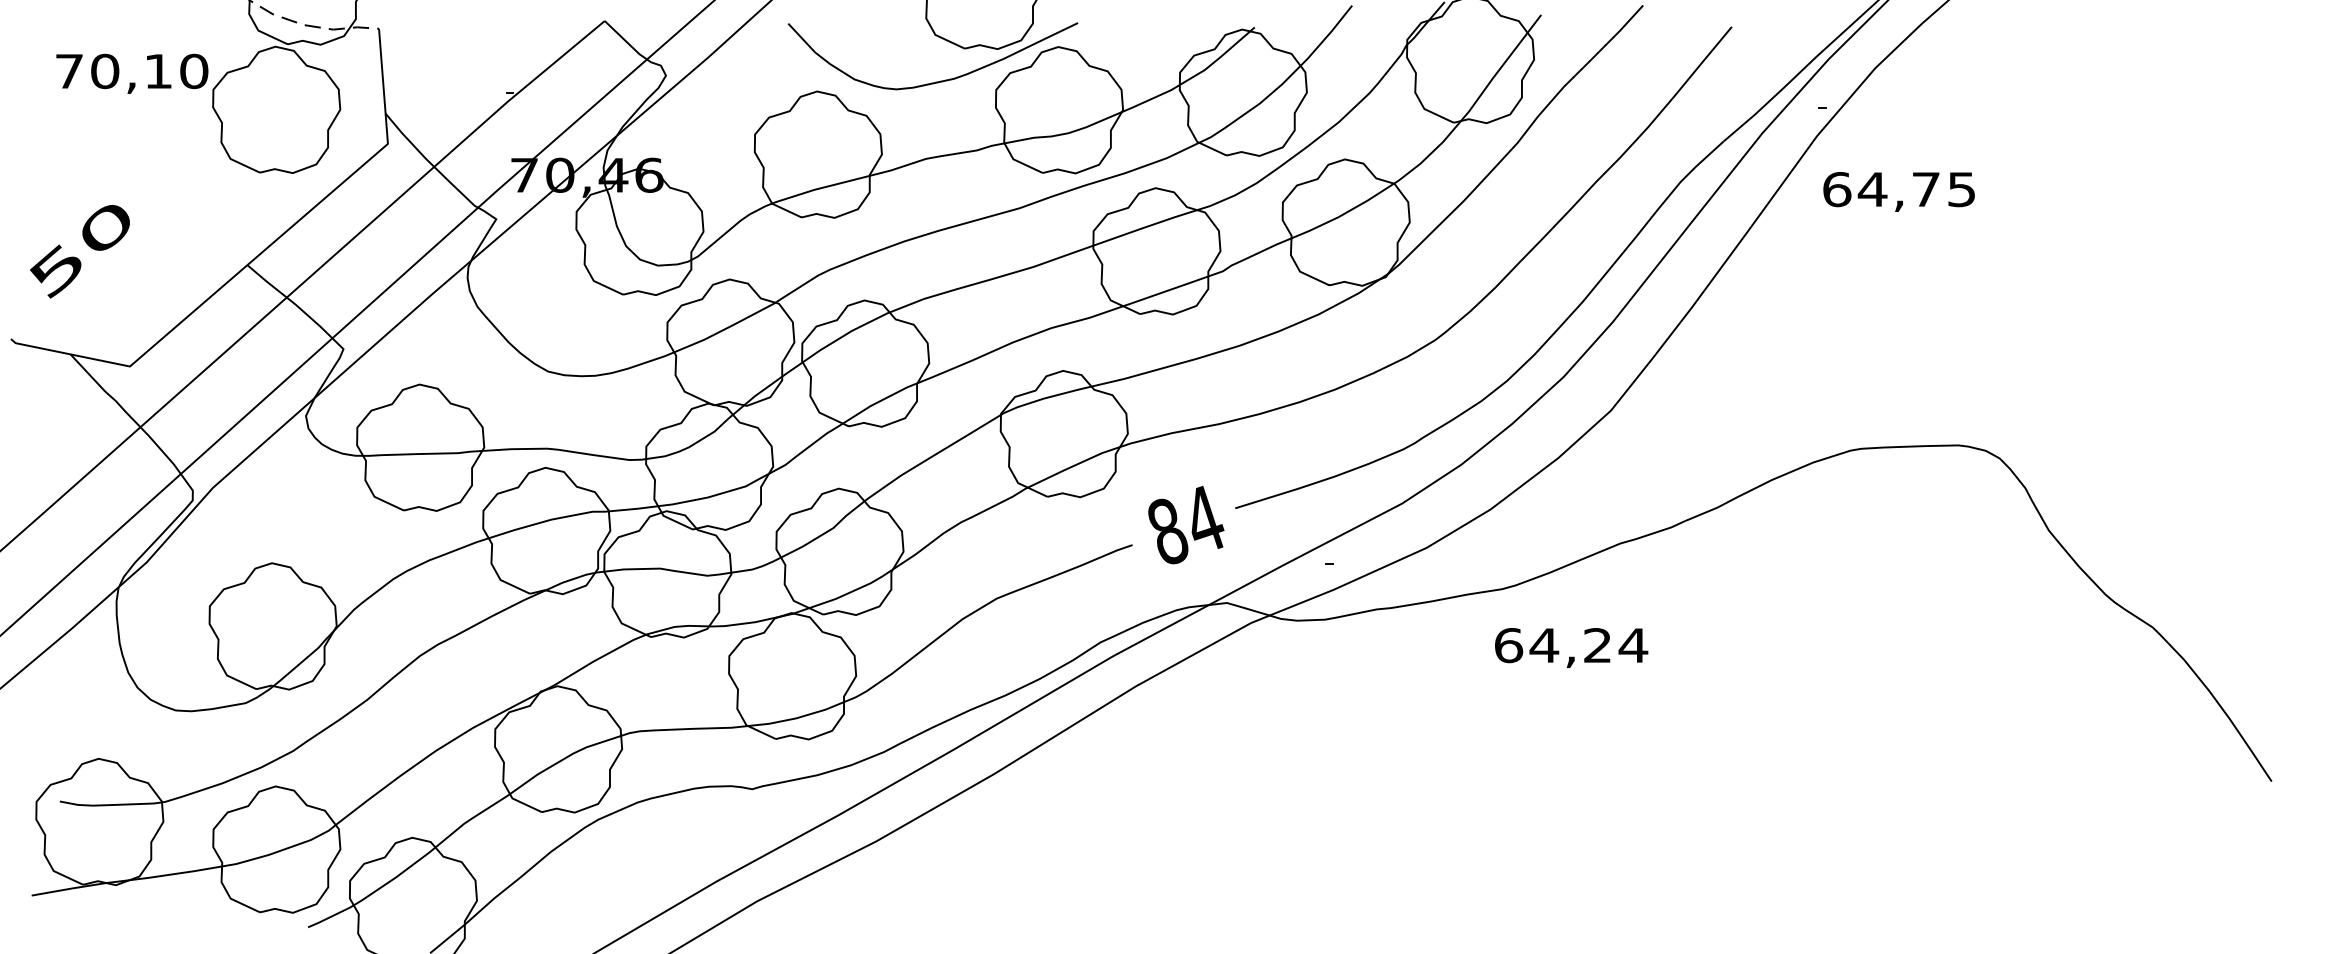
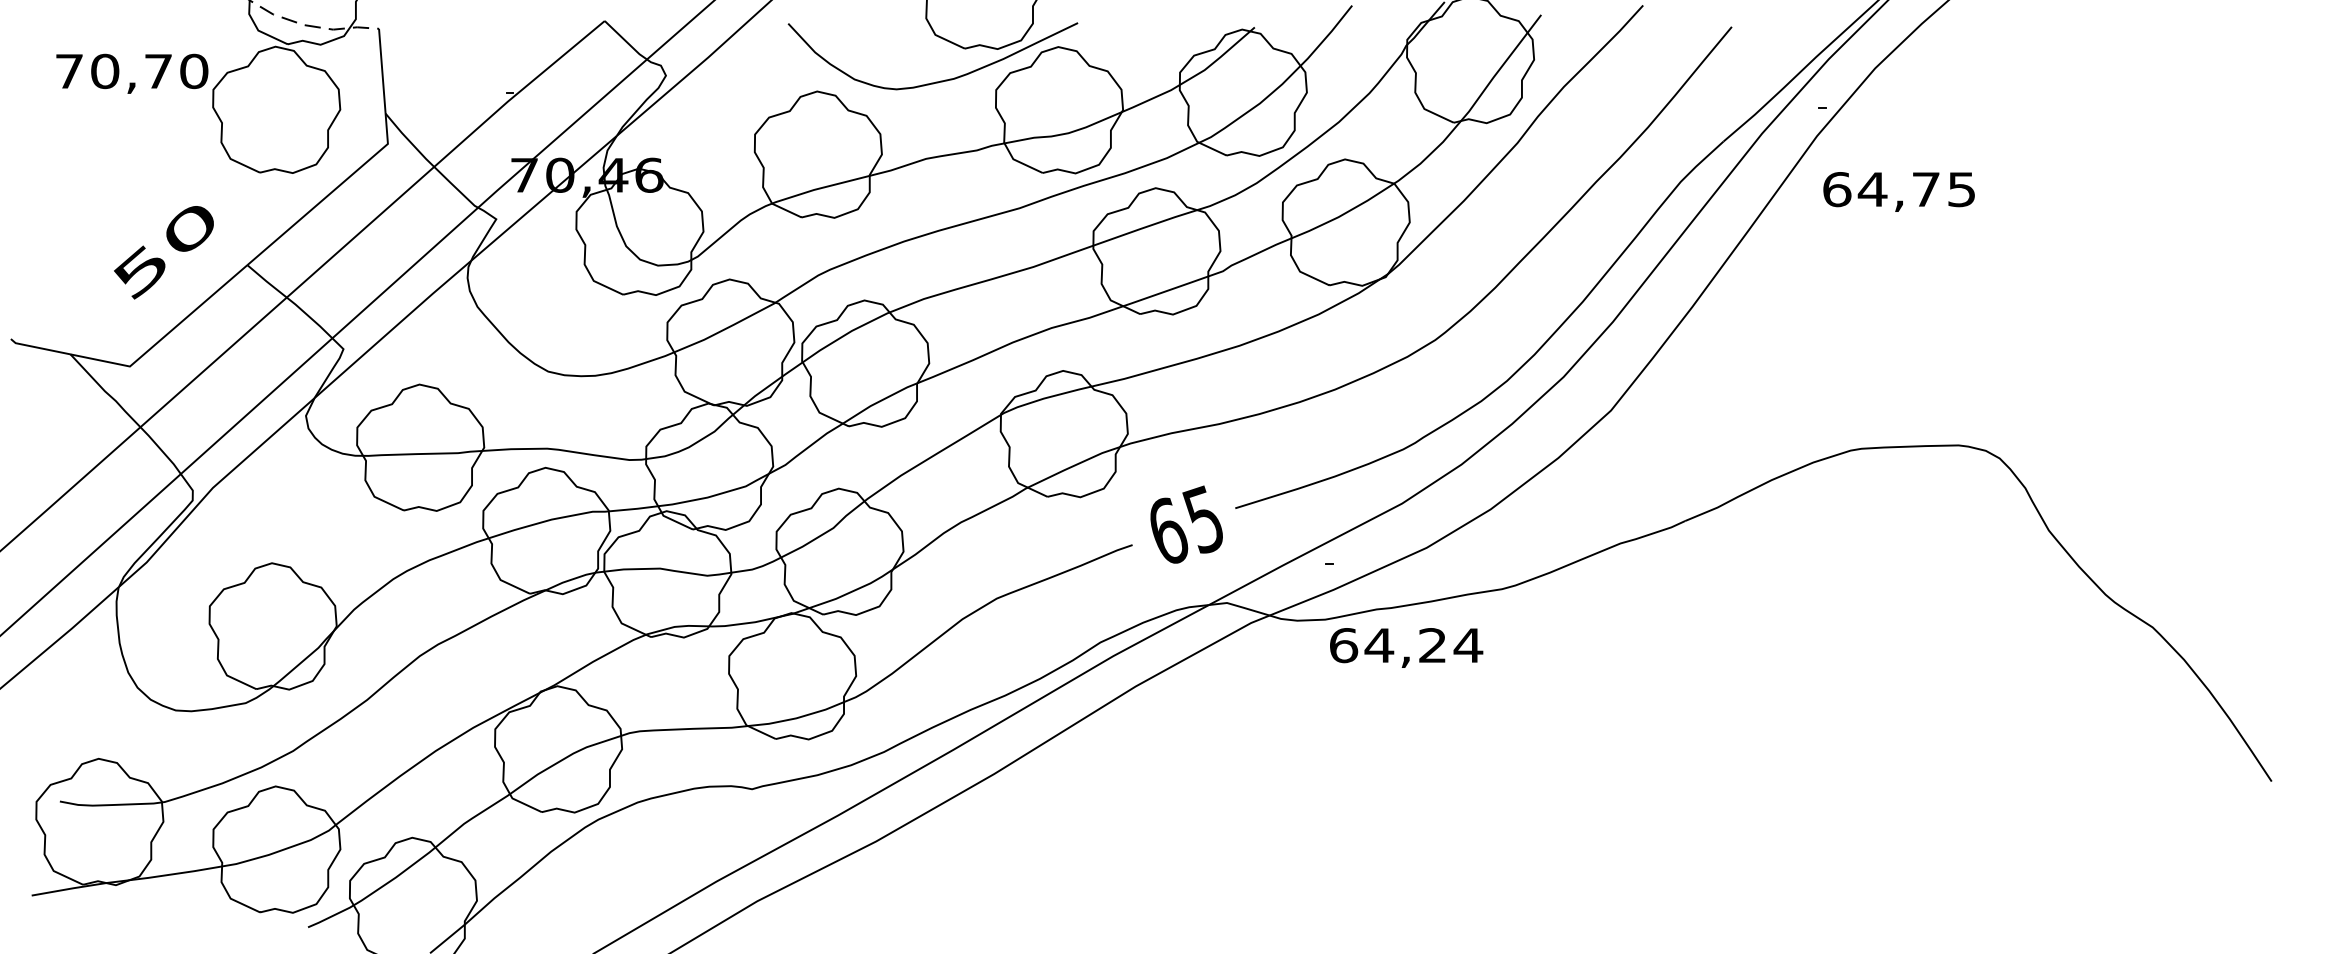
text: 70,10 -> 70,70 (158, 71)
text position: (79, 251) -> (163, 252) (163, 252)
text: 84 -> 65 (1186, 524)
text position: (1571, 647) -> (1406, 647) (1406, 647)
